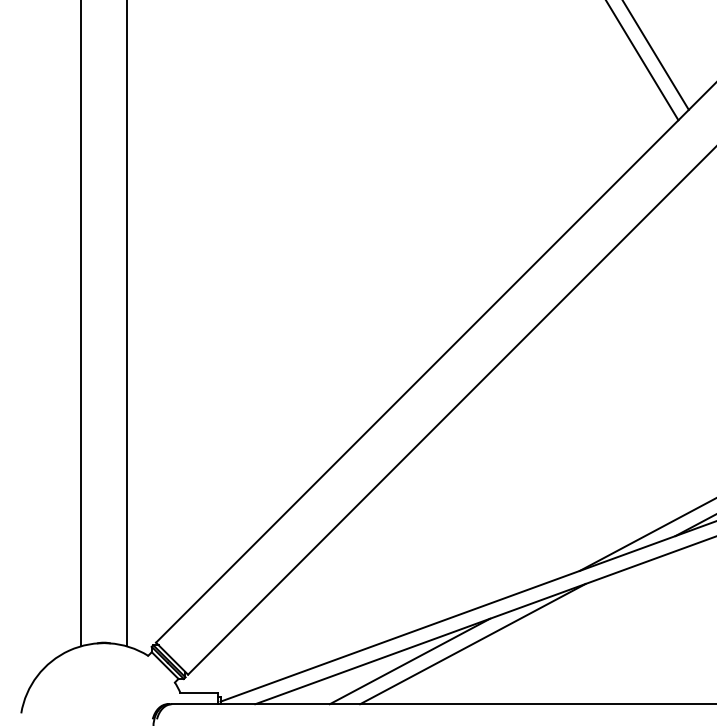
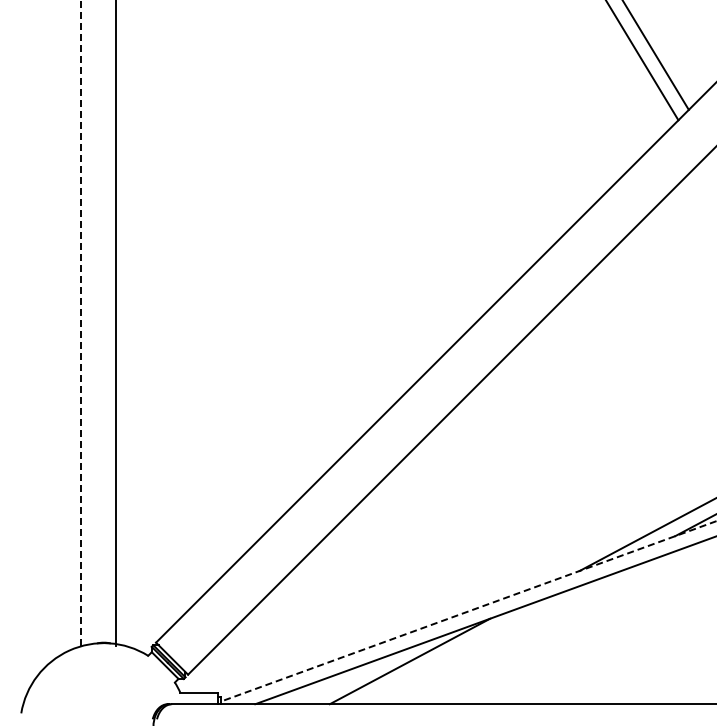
line: solid -> dashed (81, 323)
line position: (126, 324) -> (115, 324) (115, 324)
line: solid -> dashed (468, 611)
line: present -> none (472, 643)
